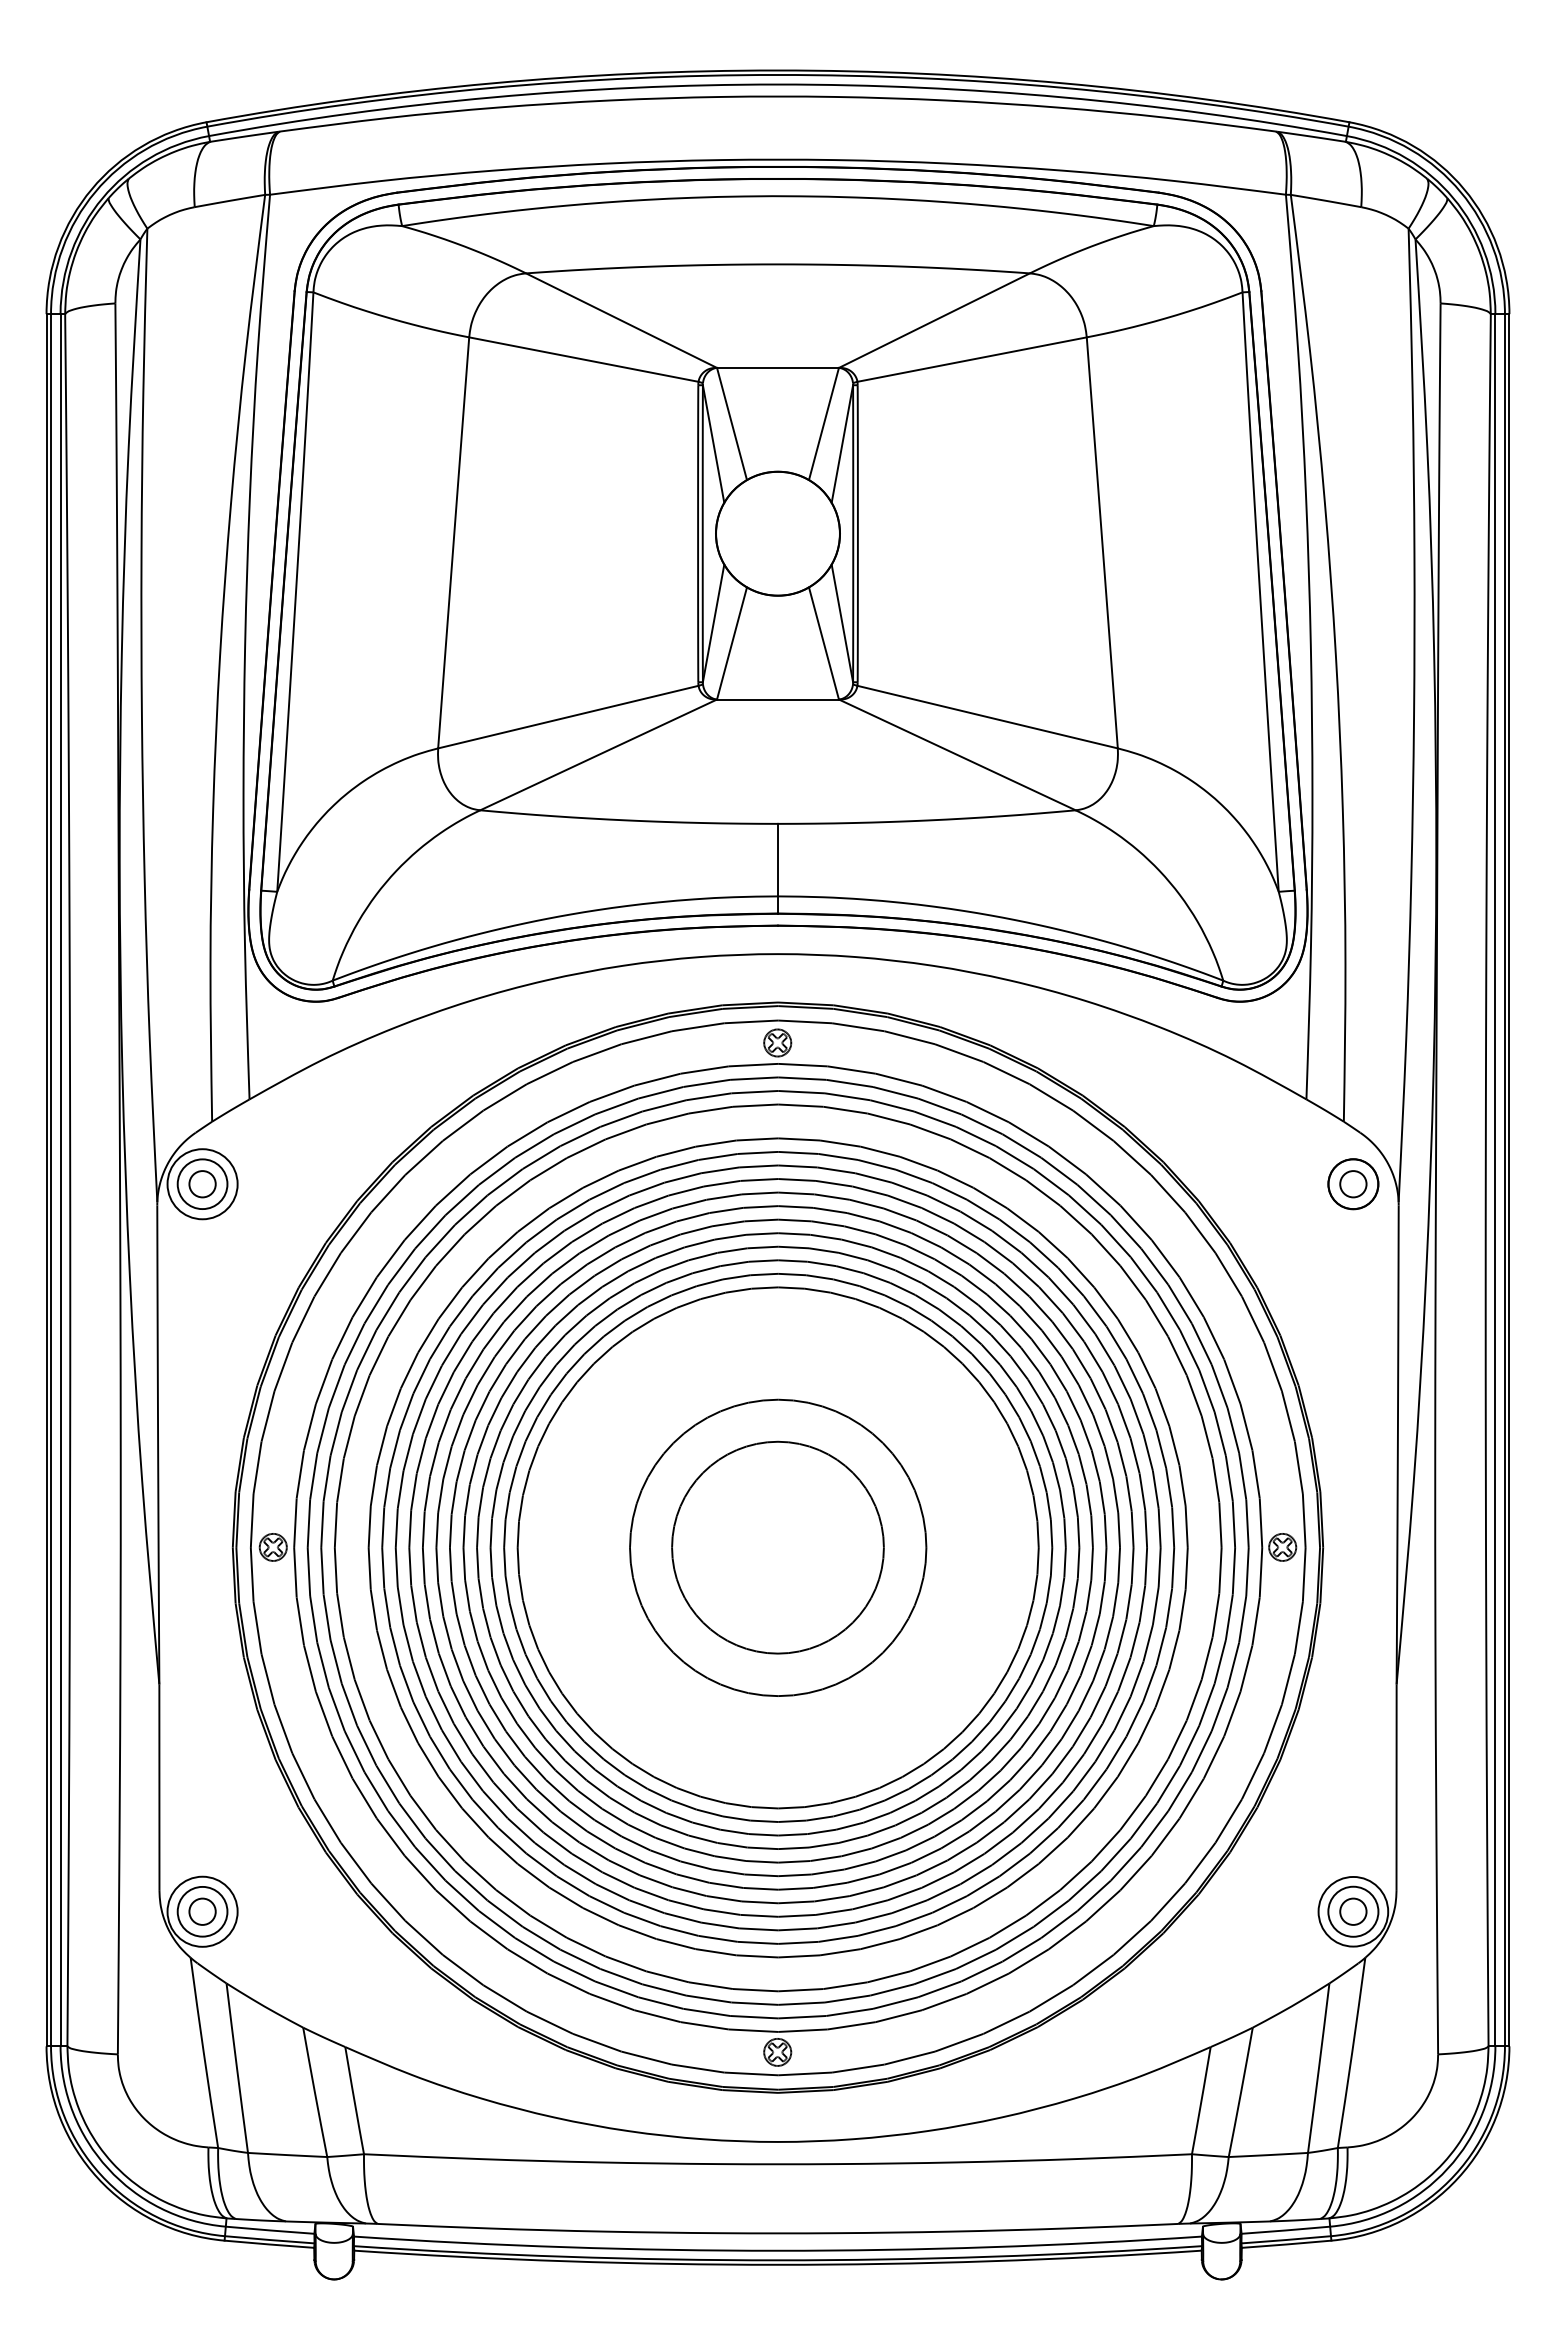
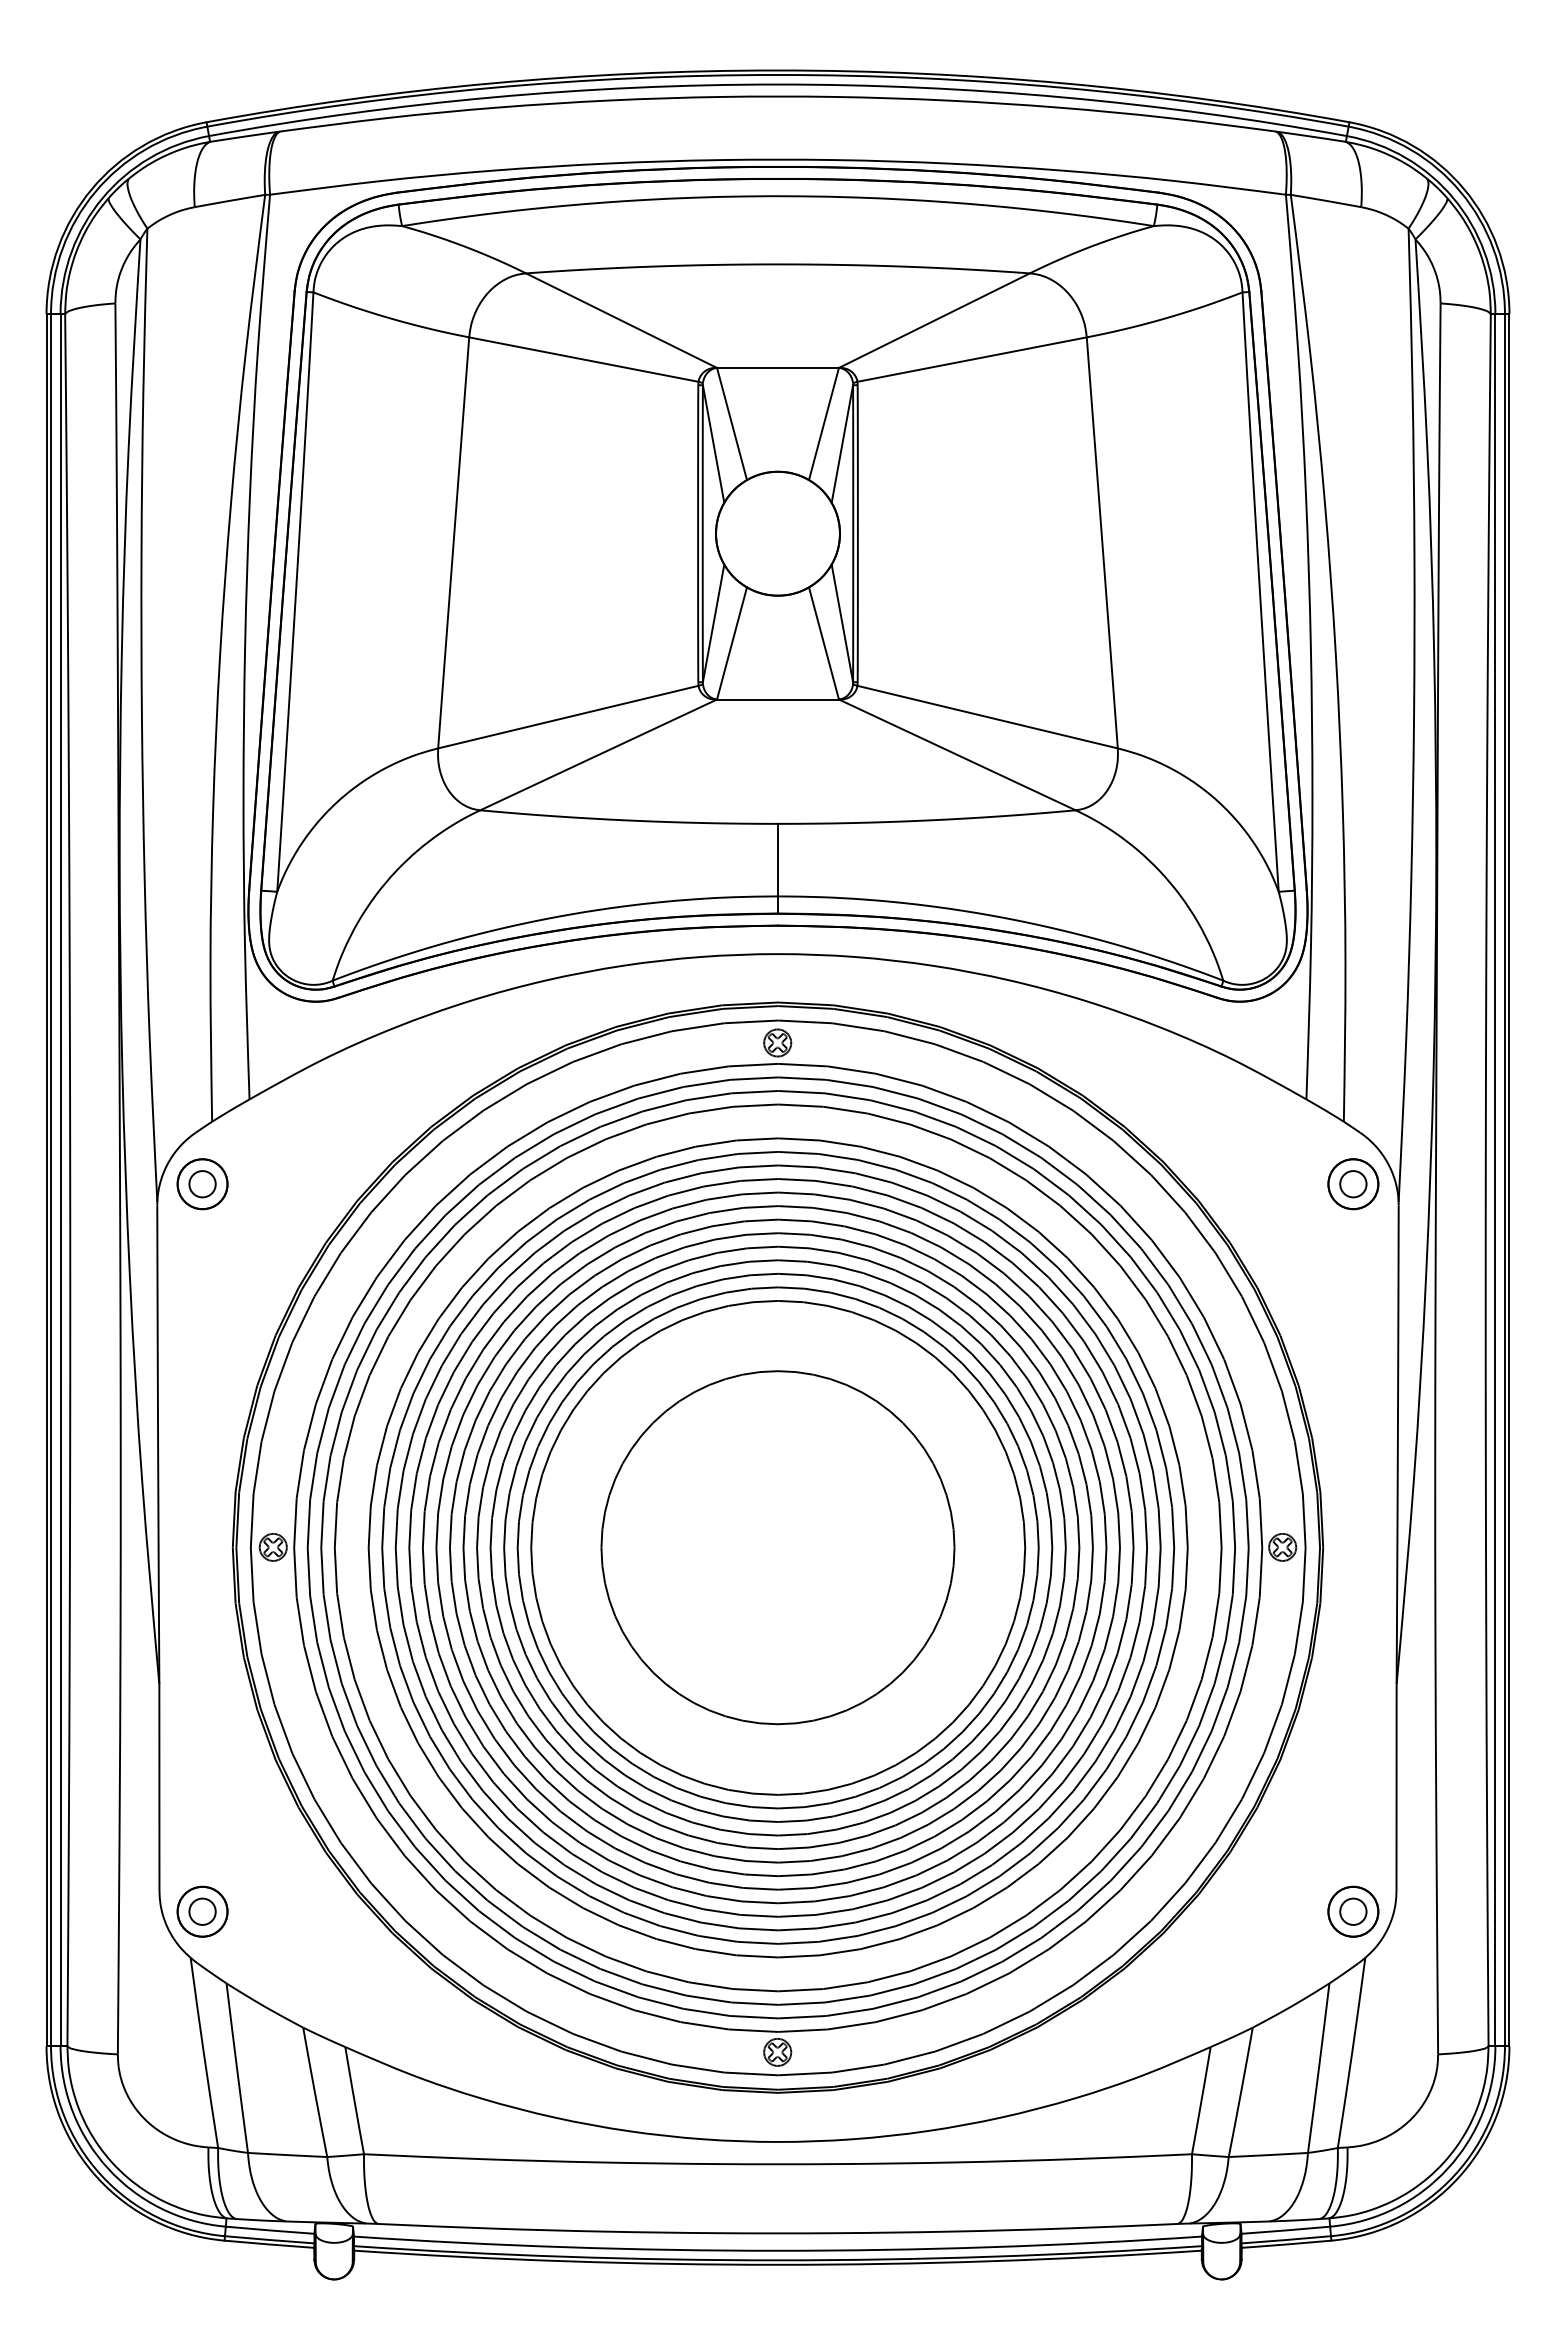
circle diameter: 70 px -> 50 px (202, 1184)
circle diameter: 212 px -> 353 px (777, 1547)
circle diameter: 296 px -> 494 px (778, 1547)
circle diameter: 70 px -> 50 px (202, 1911)
circle diameter: 70 px -> 50 px (1353, 1911)
